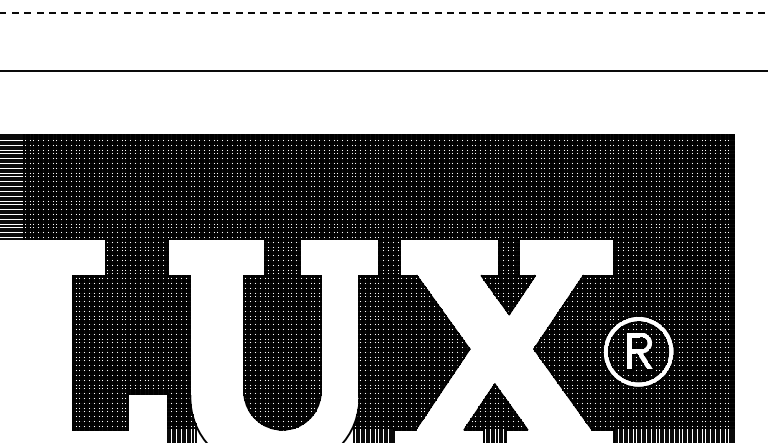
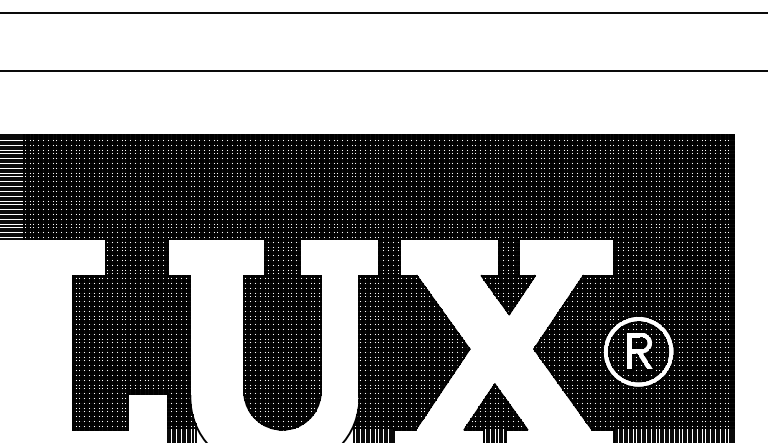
line: dashed -> solid (384, 13)
